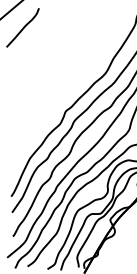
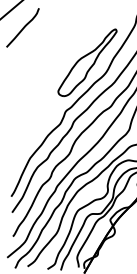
part: none -> present (87, 62)
